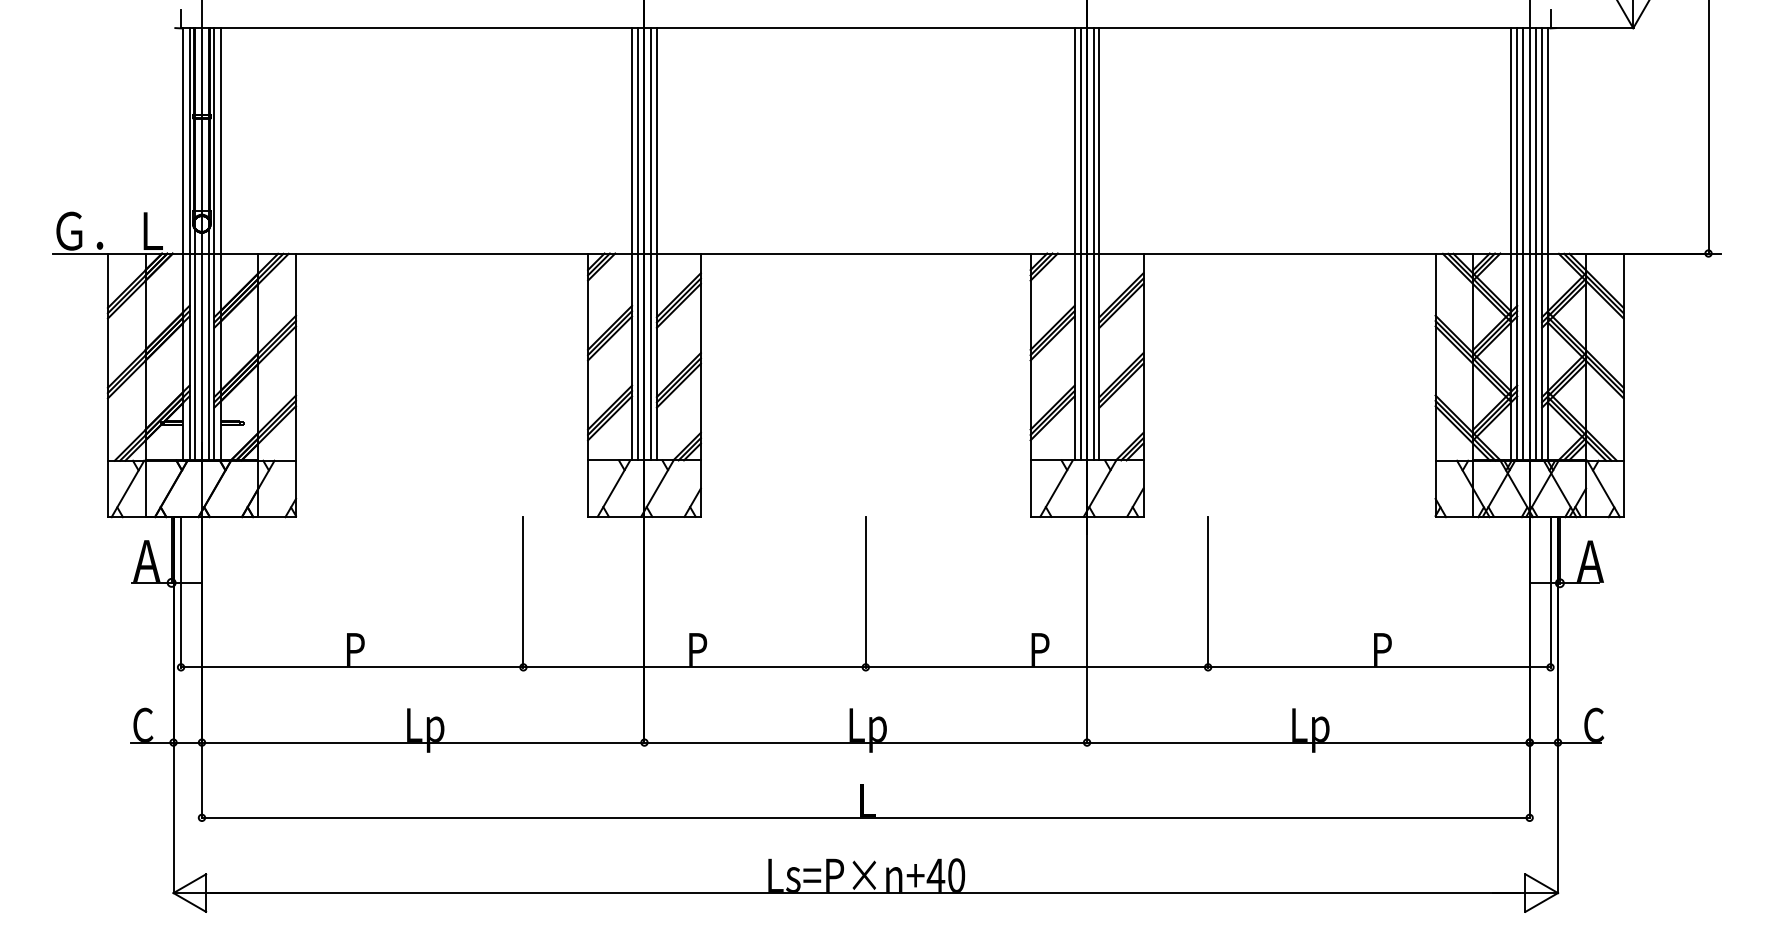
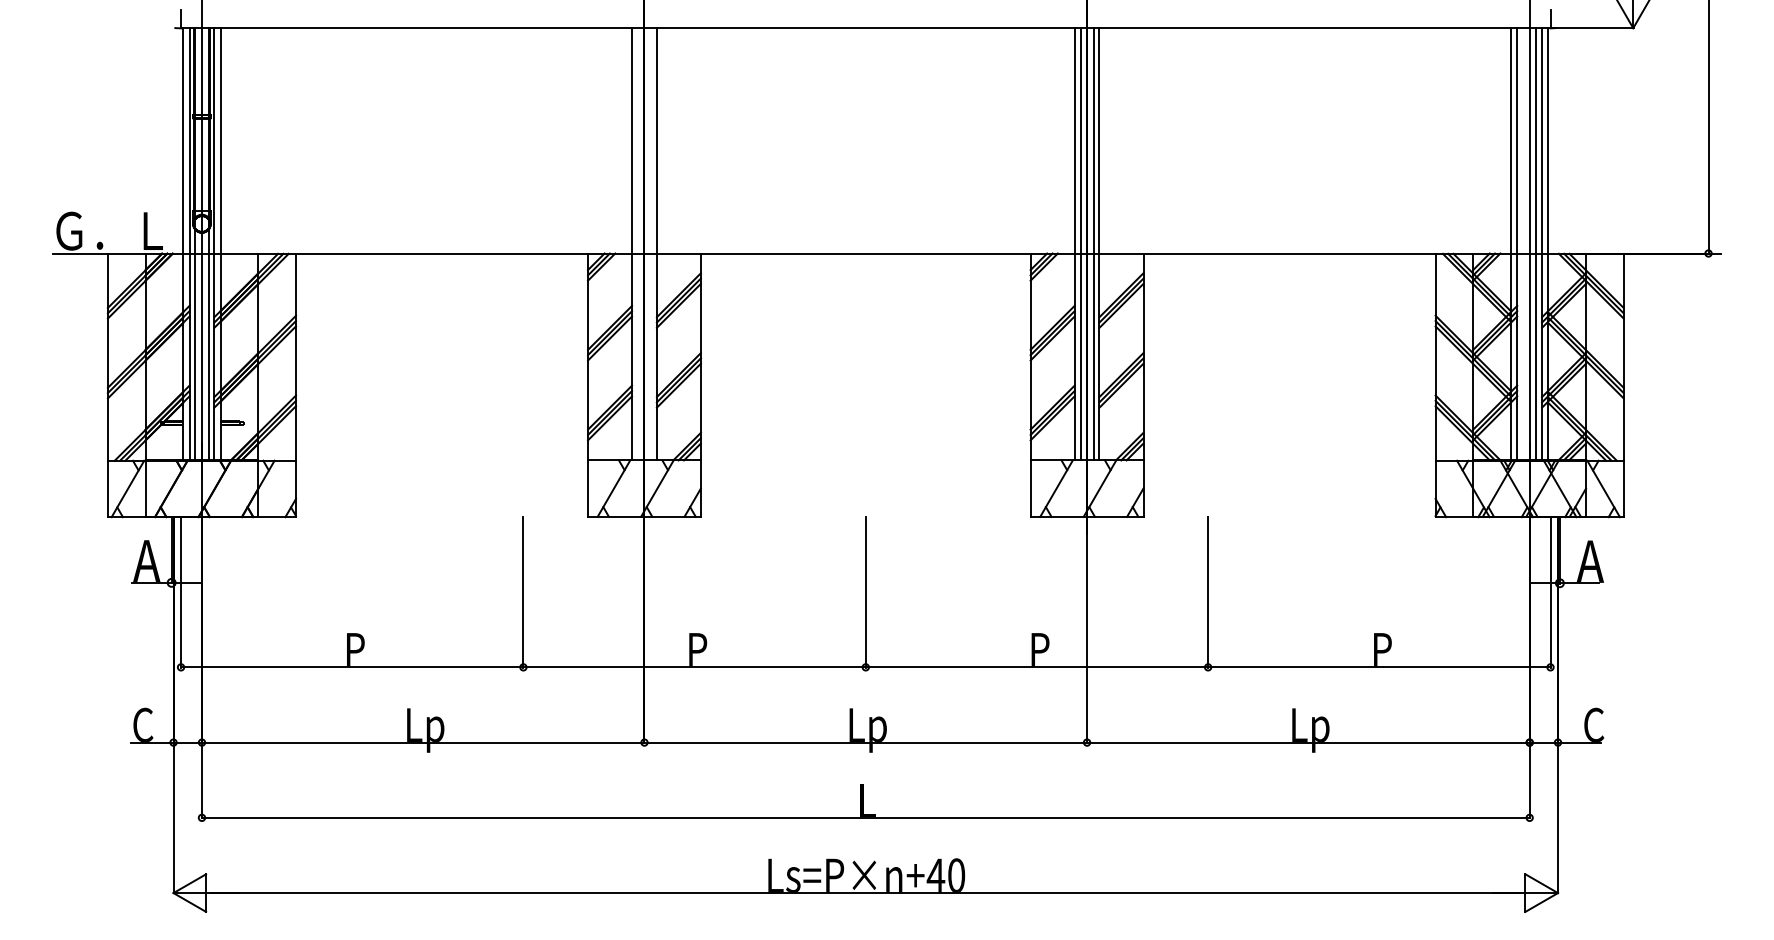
line: present -> none (637, 244)
line: present -> none (651, 244)
line: present -> none (1523, 244)
